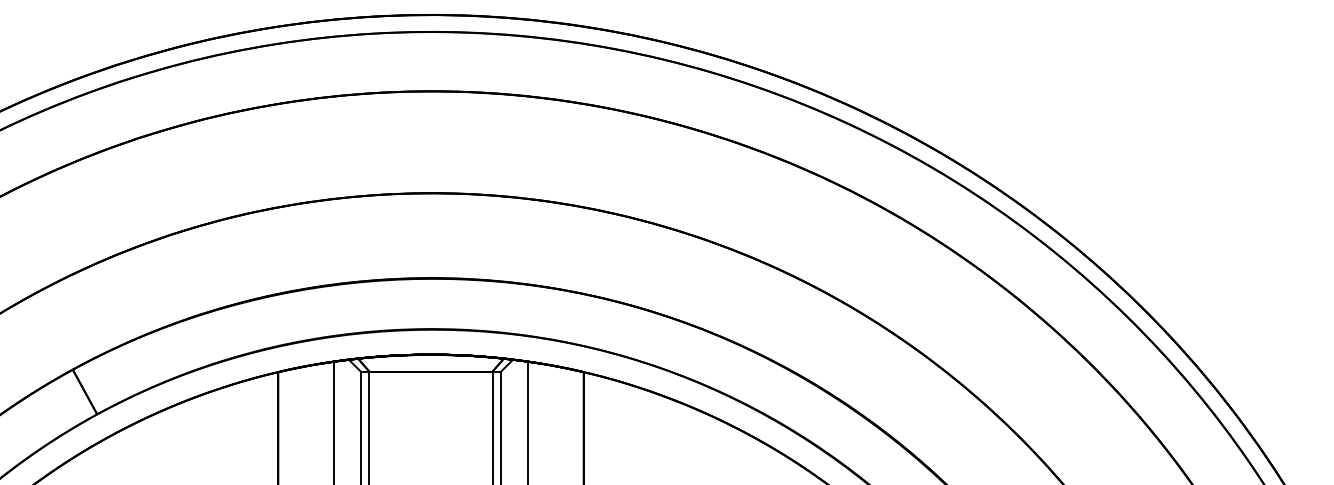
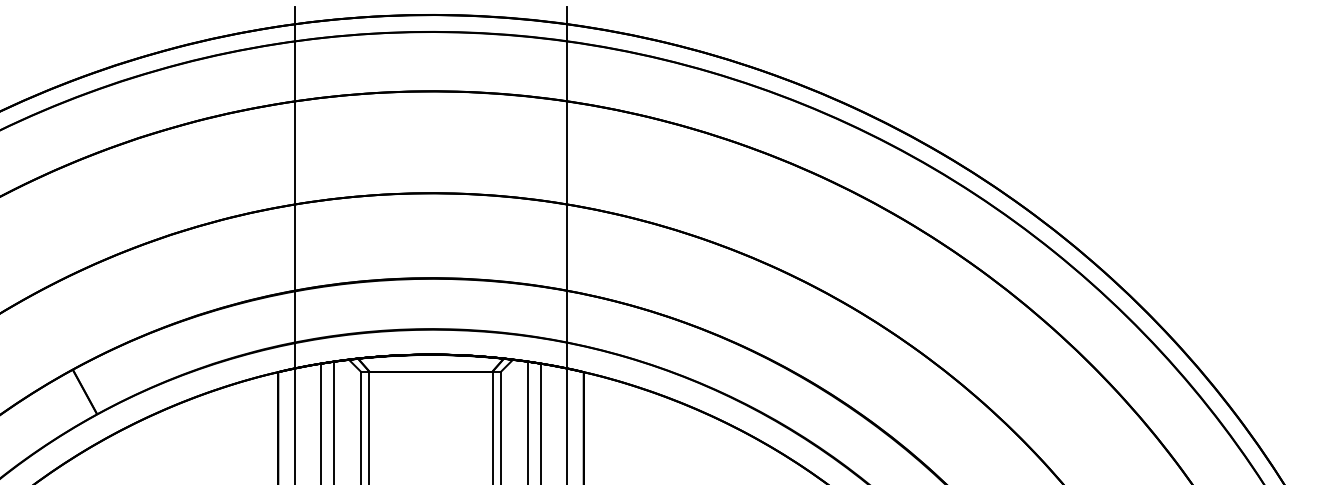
line: none -> present (295, 243)
line: none -> present (566, 243)
line: none -> present (320, 422)
line: none -> present (541, 422)
